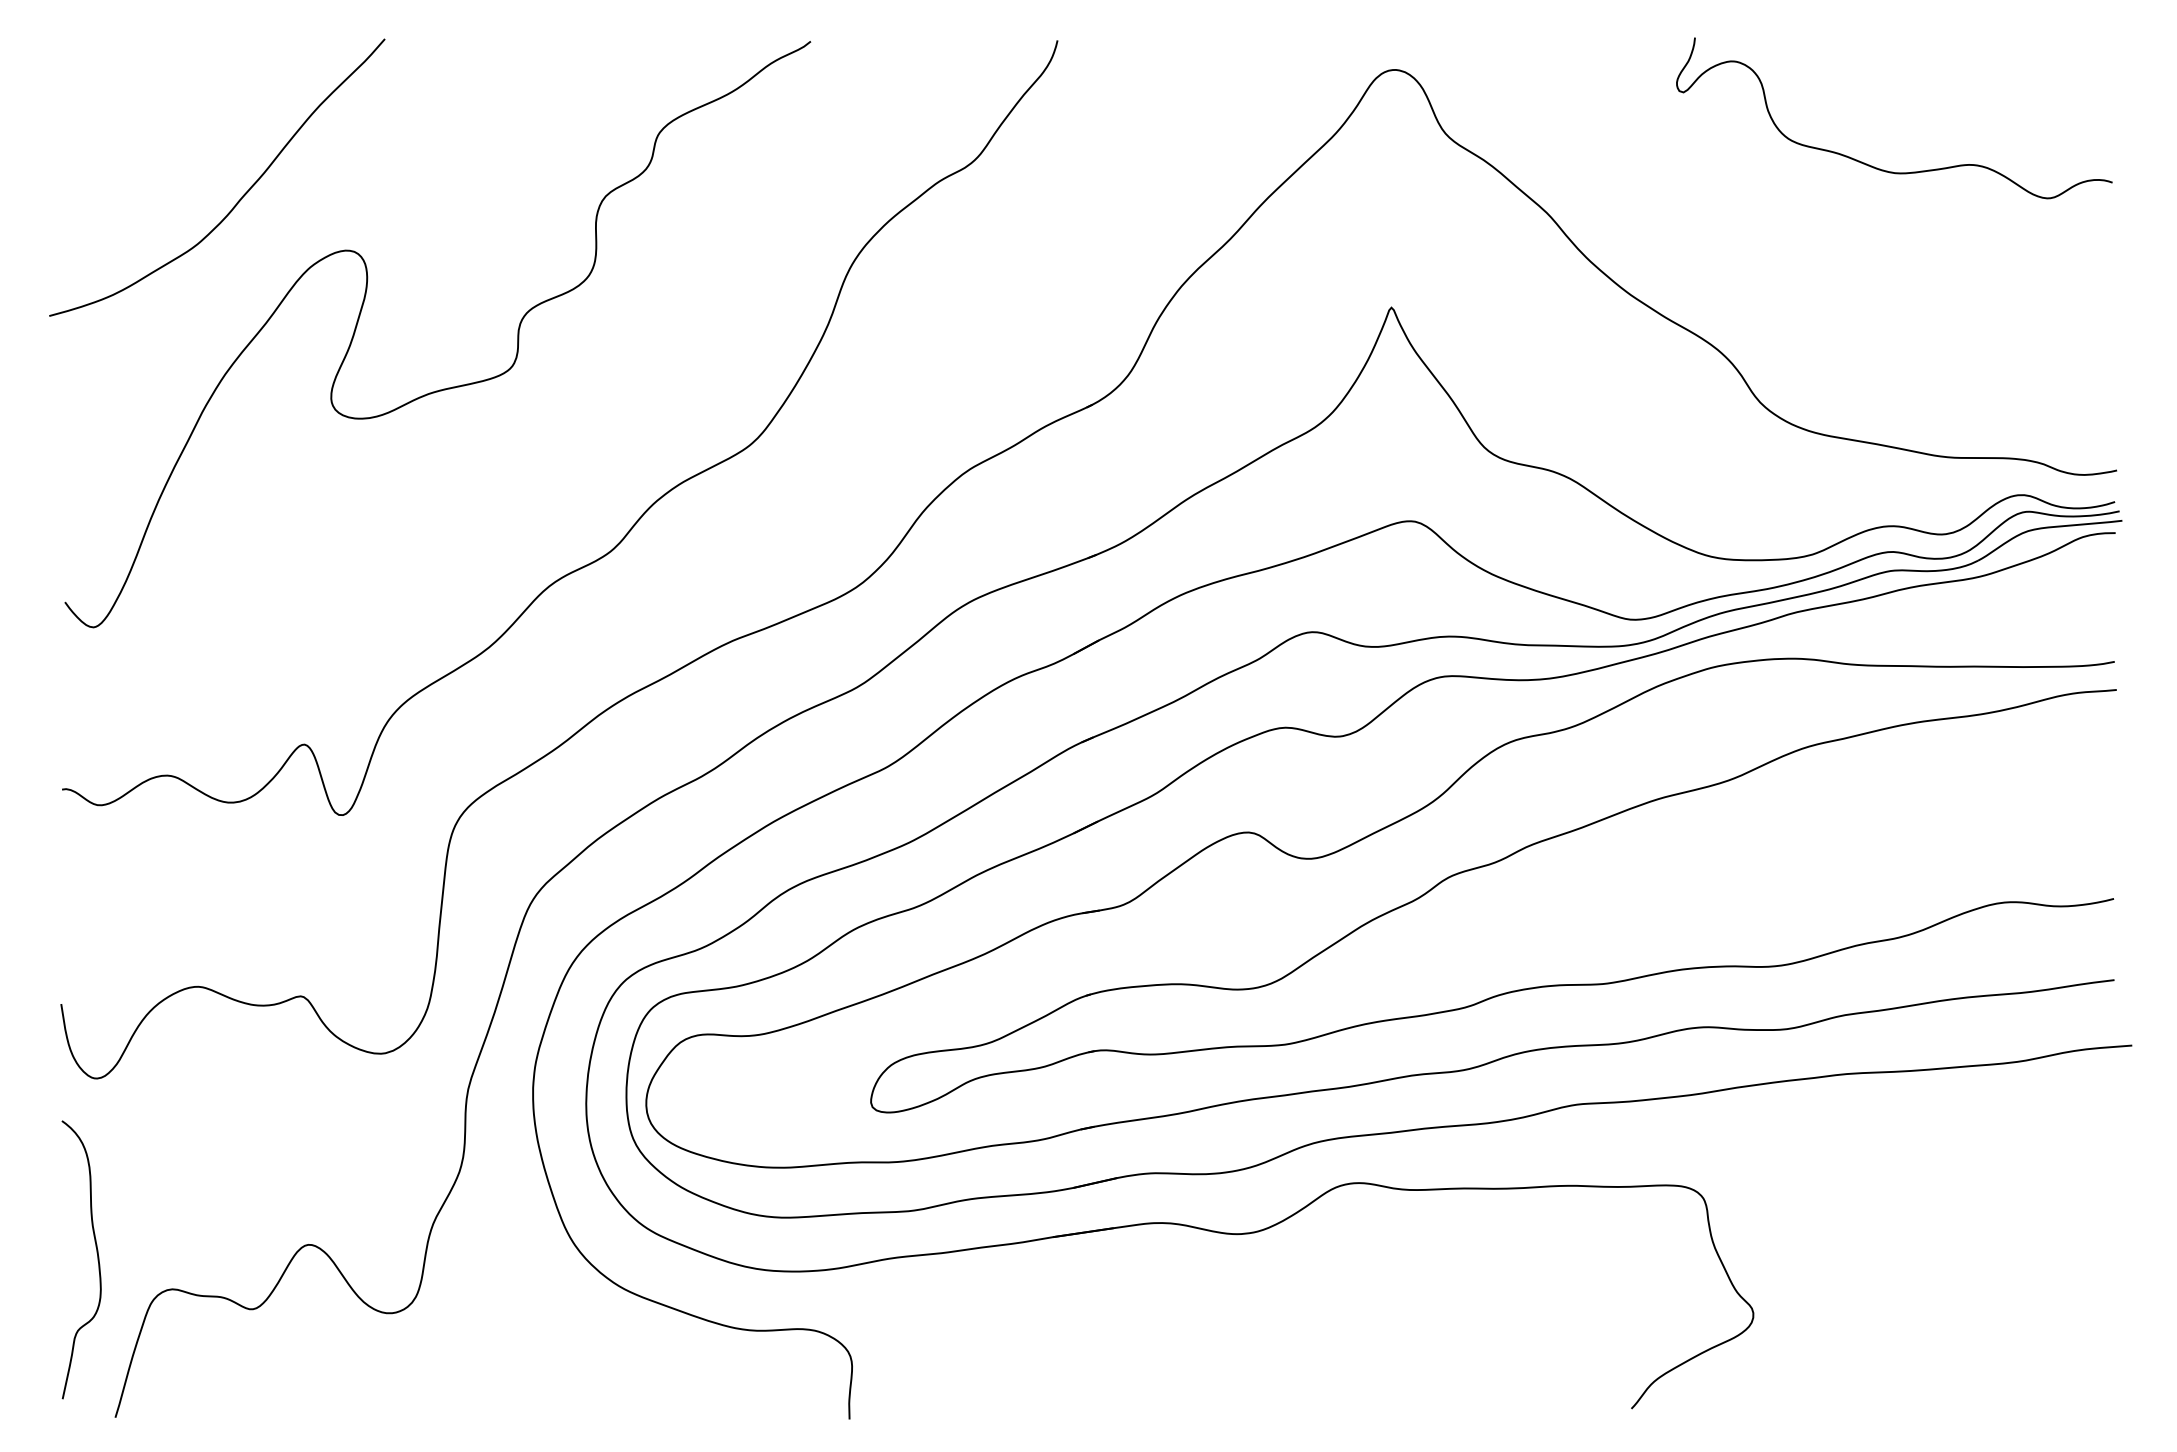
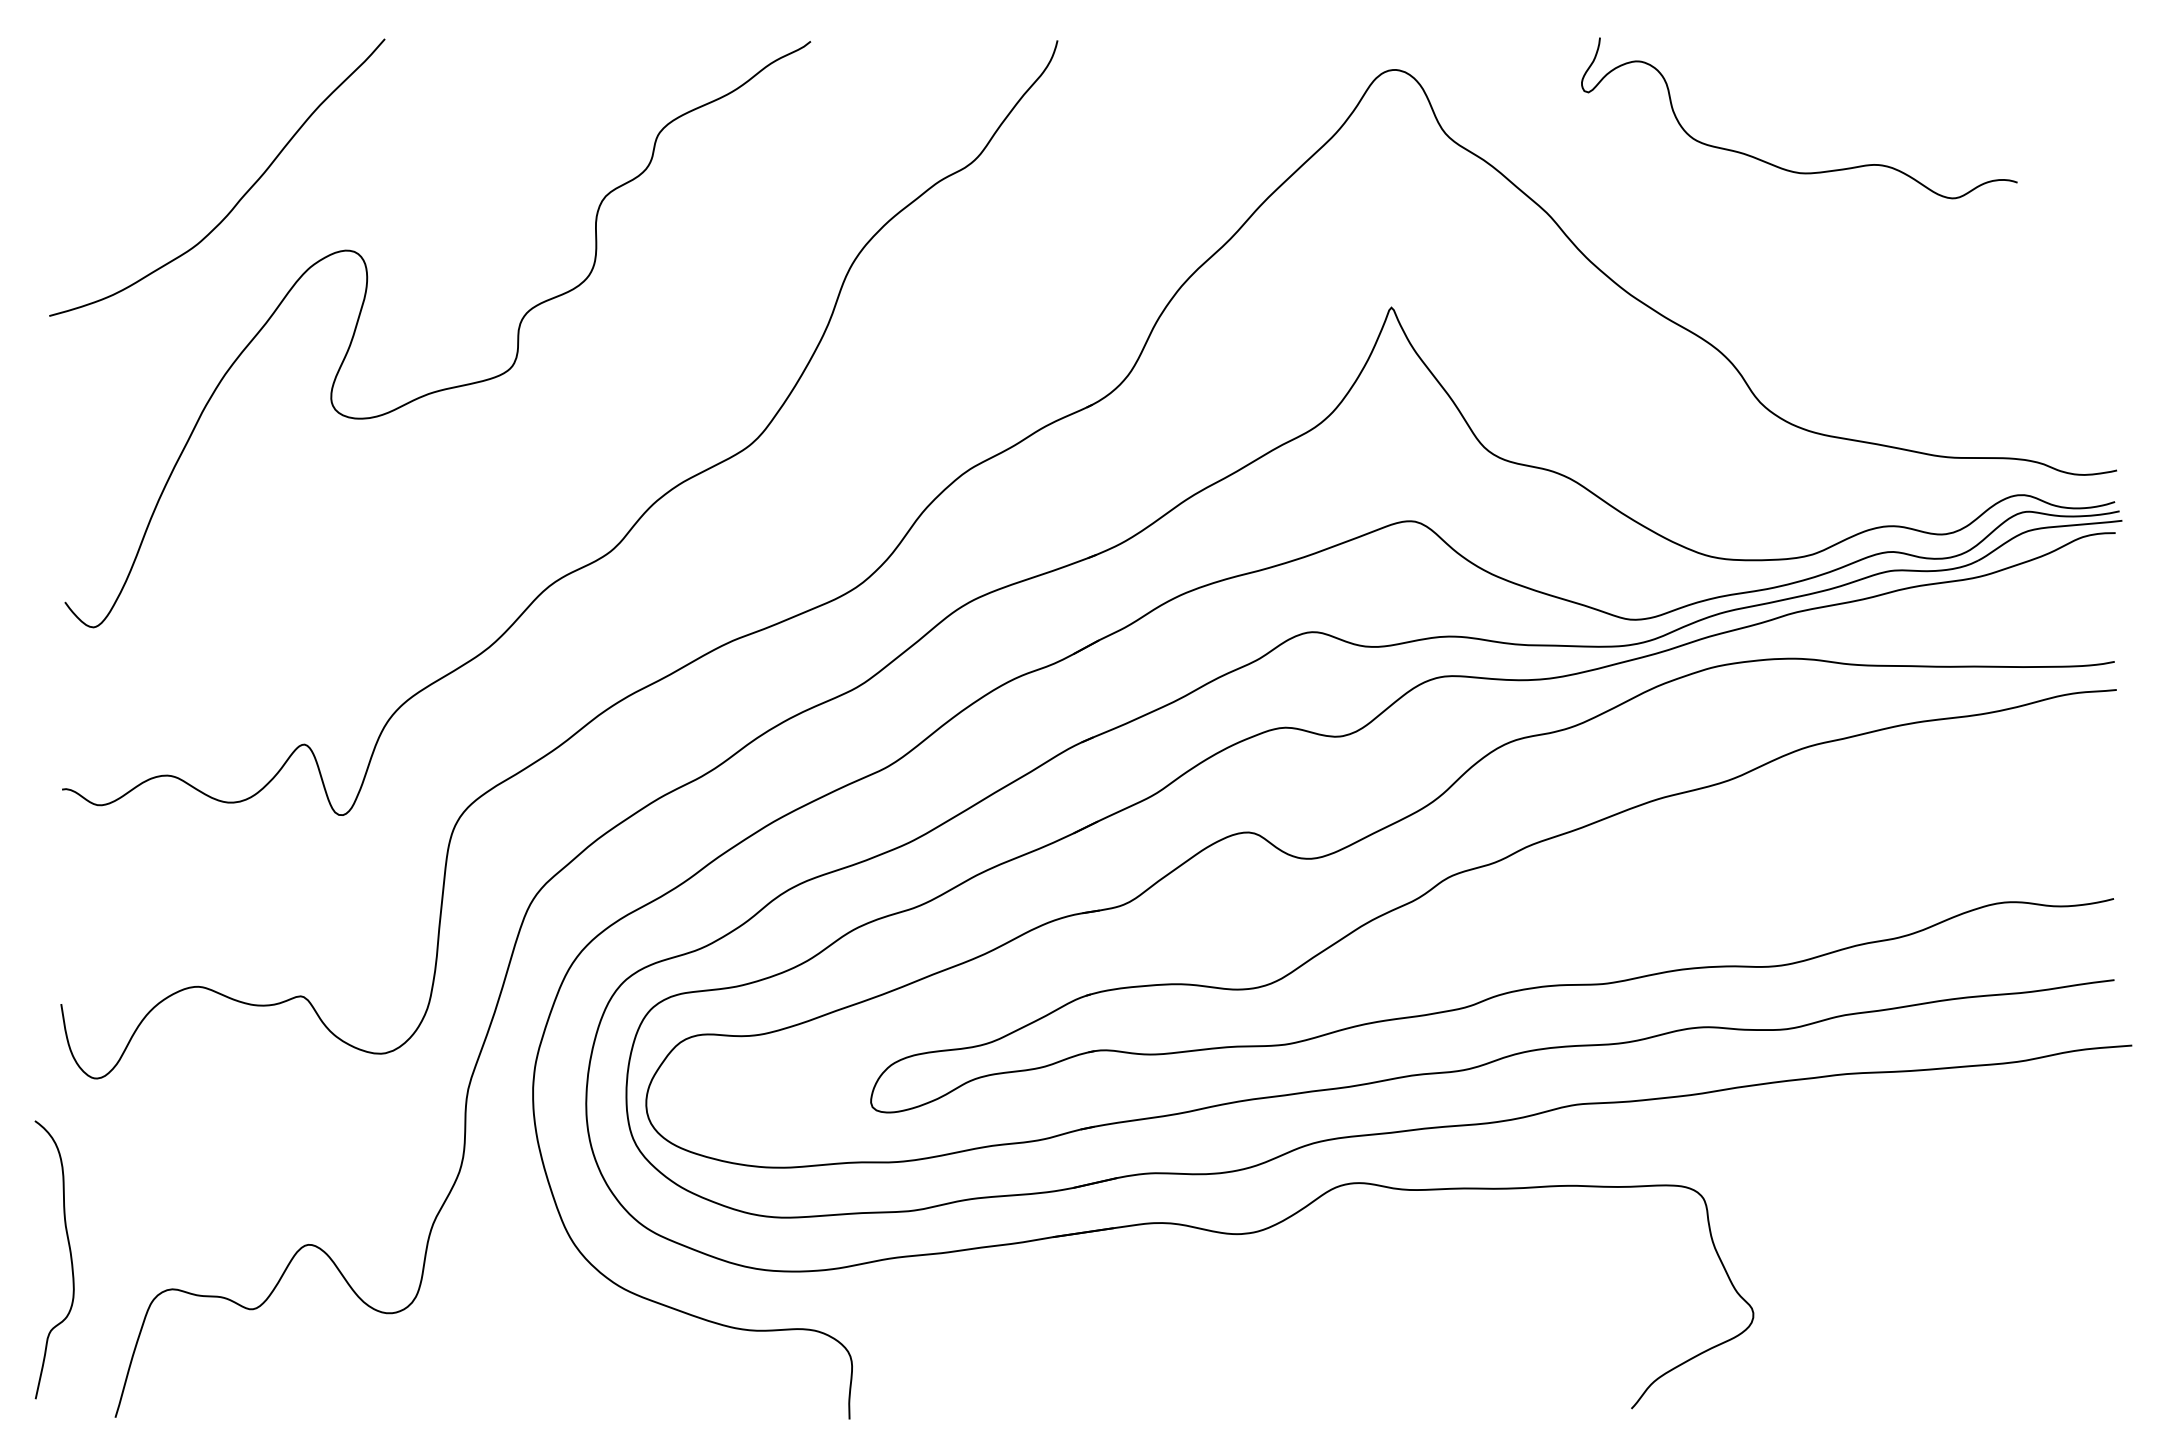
curve position: (1877, 167) -> (1782, 167) (1782, 167)
curve position: (97, 1259) -> (70, 1259) (70, 1259)
